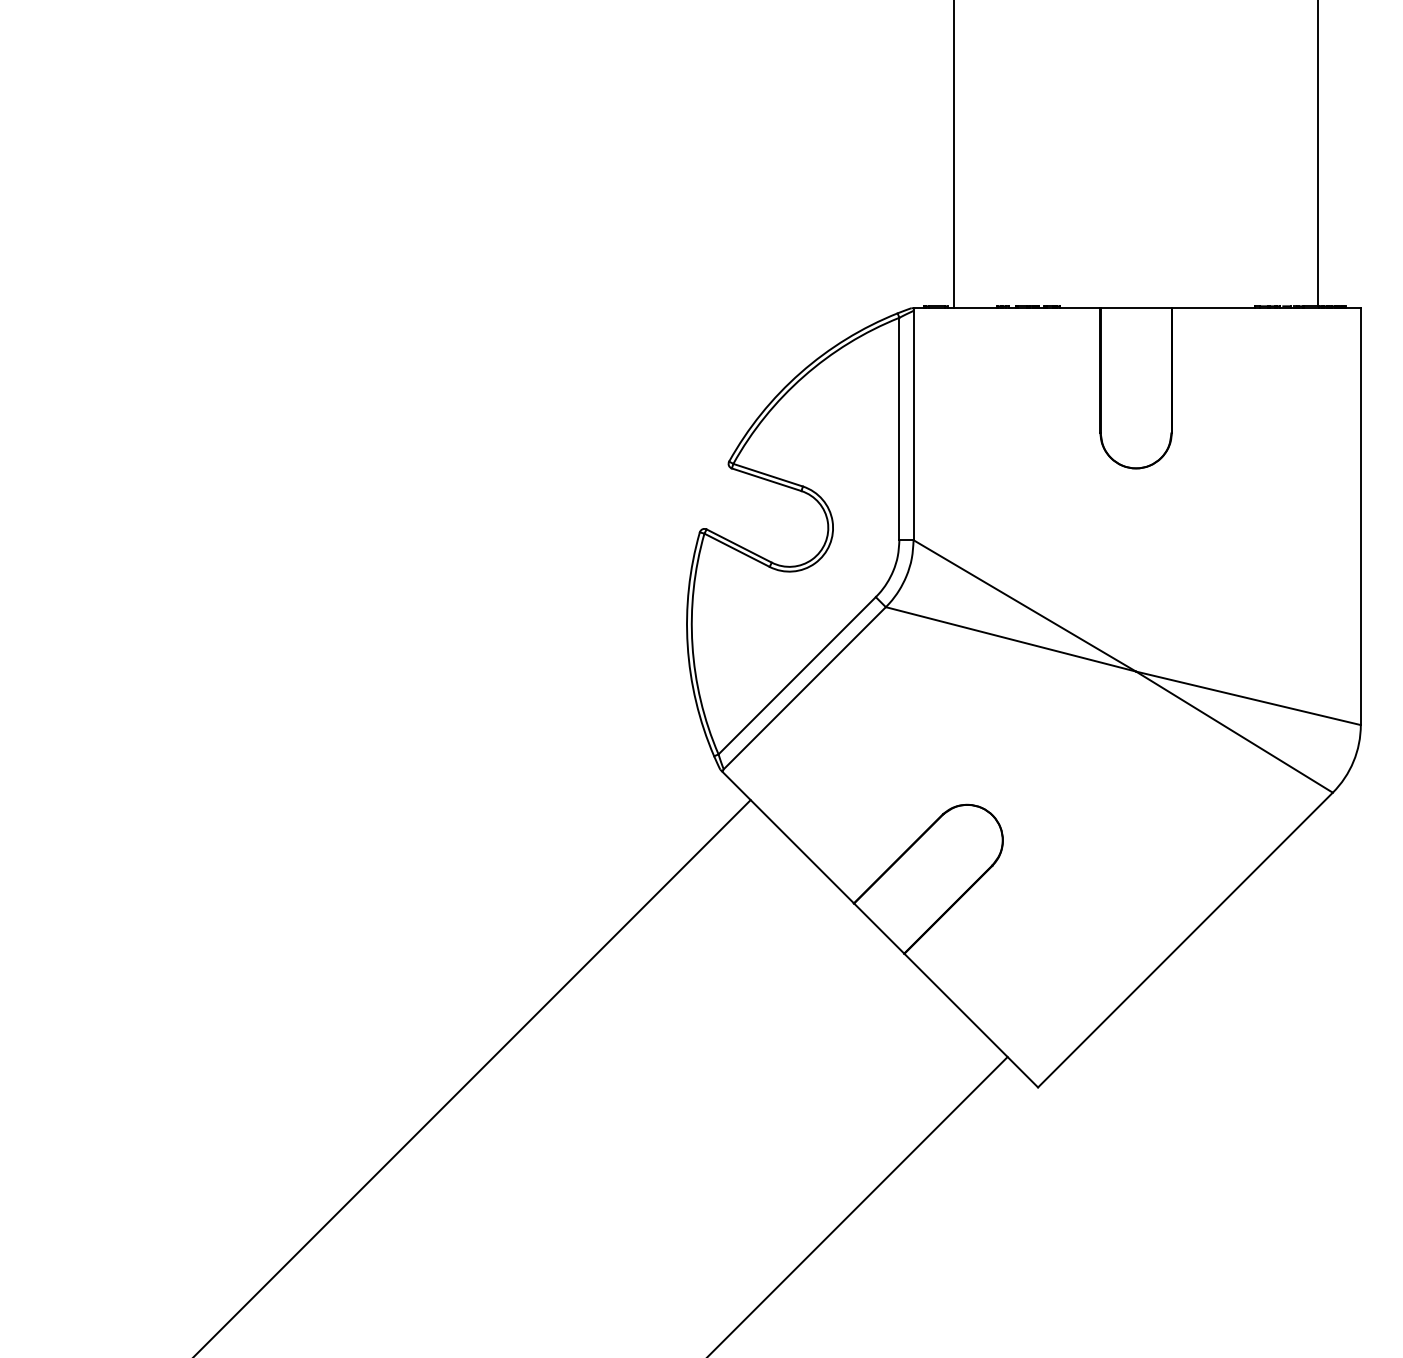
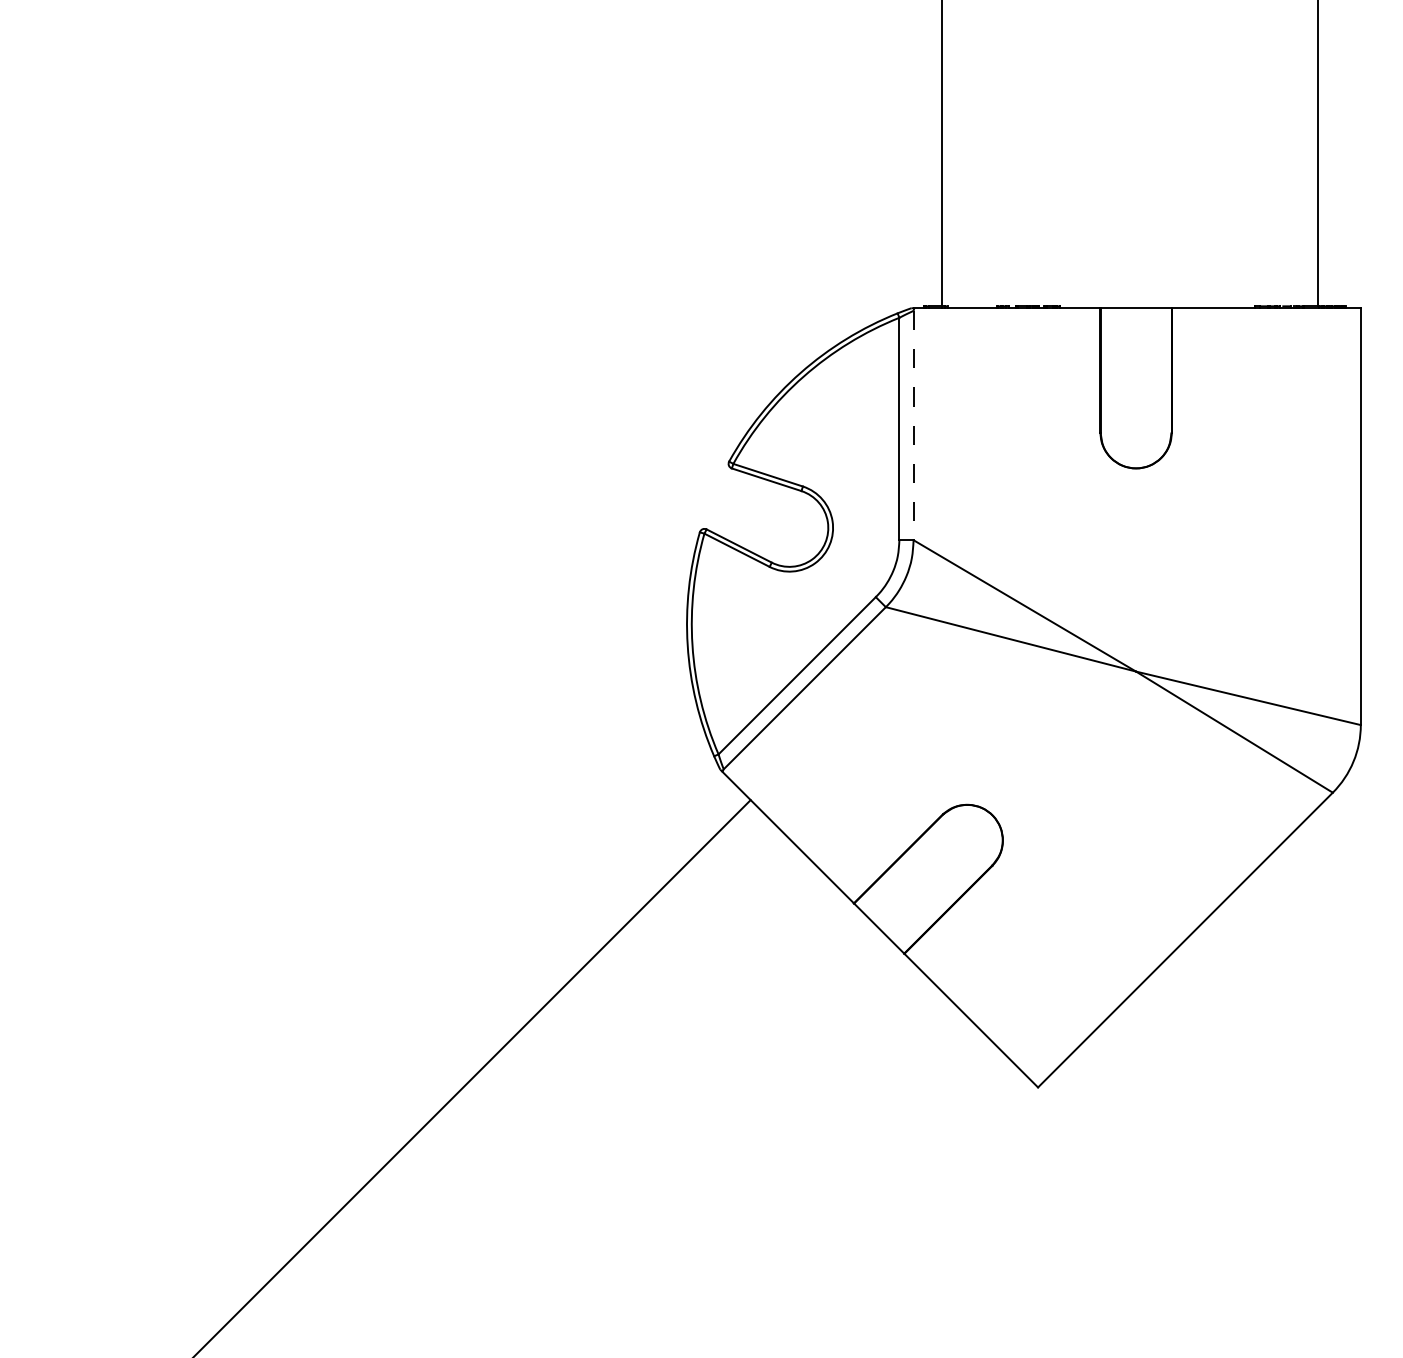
line position: (954, 155) -> (942, 155) (942, 155)
line: solid -> dashed (913, 425)
line: present -> none (858, 1205)
